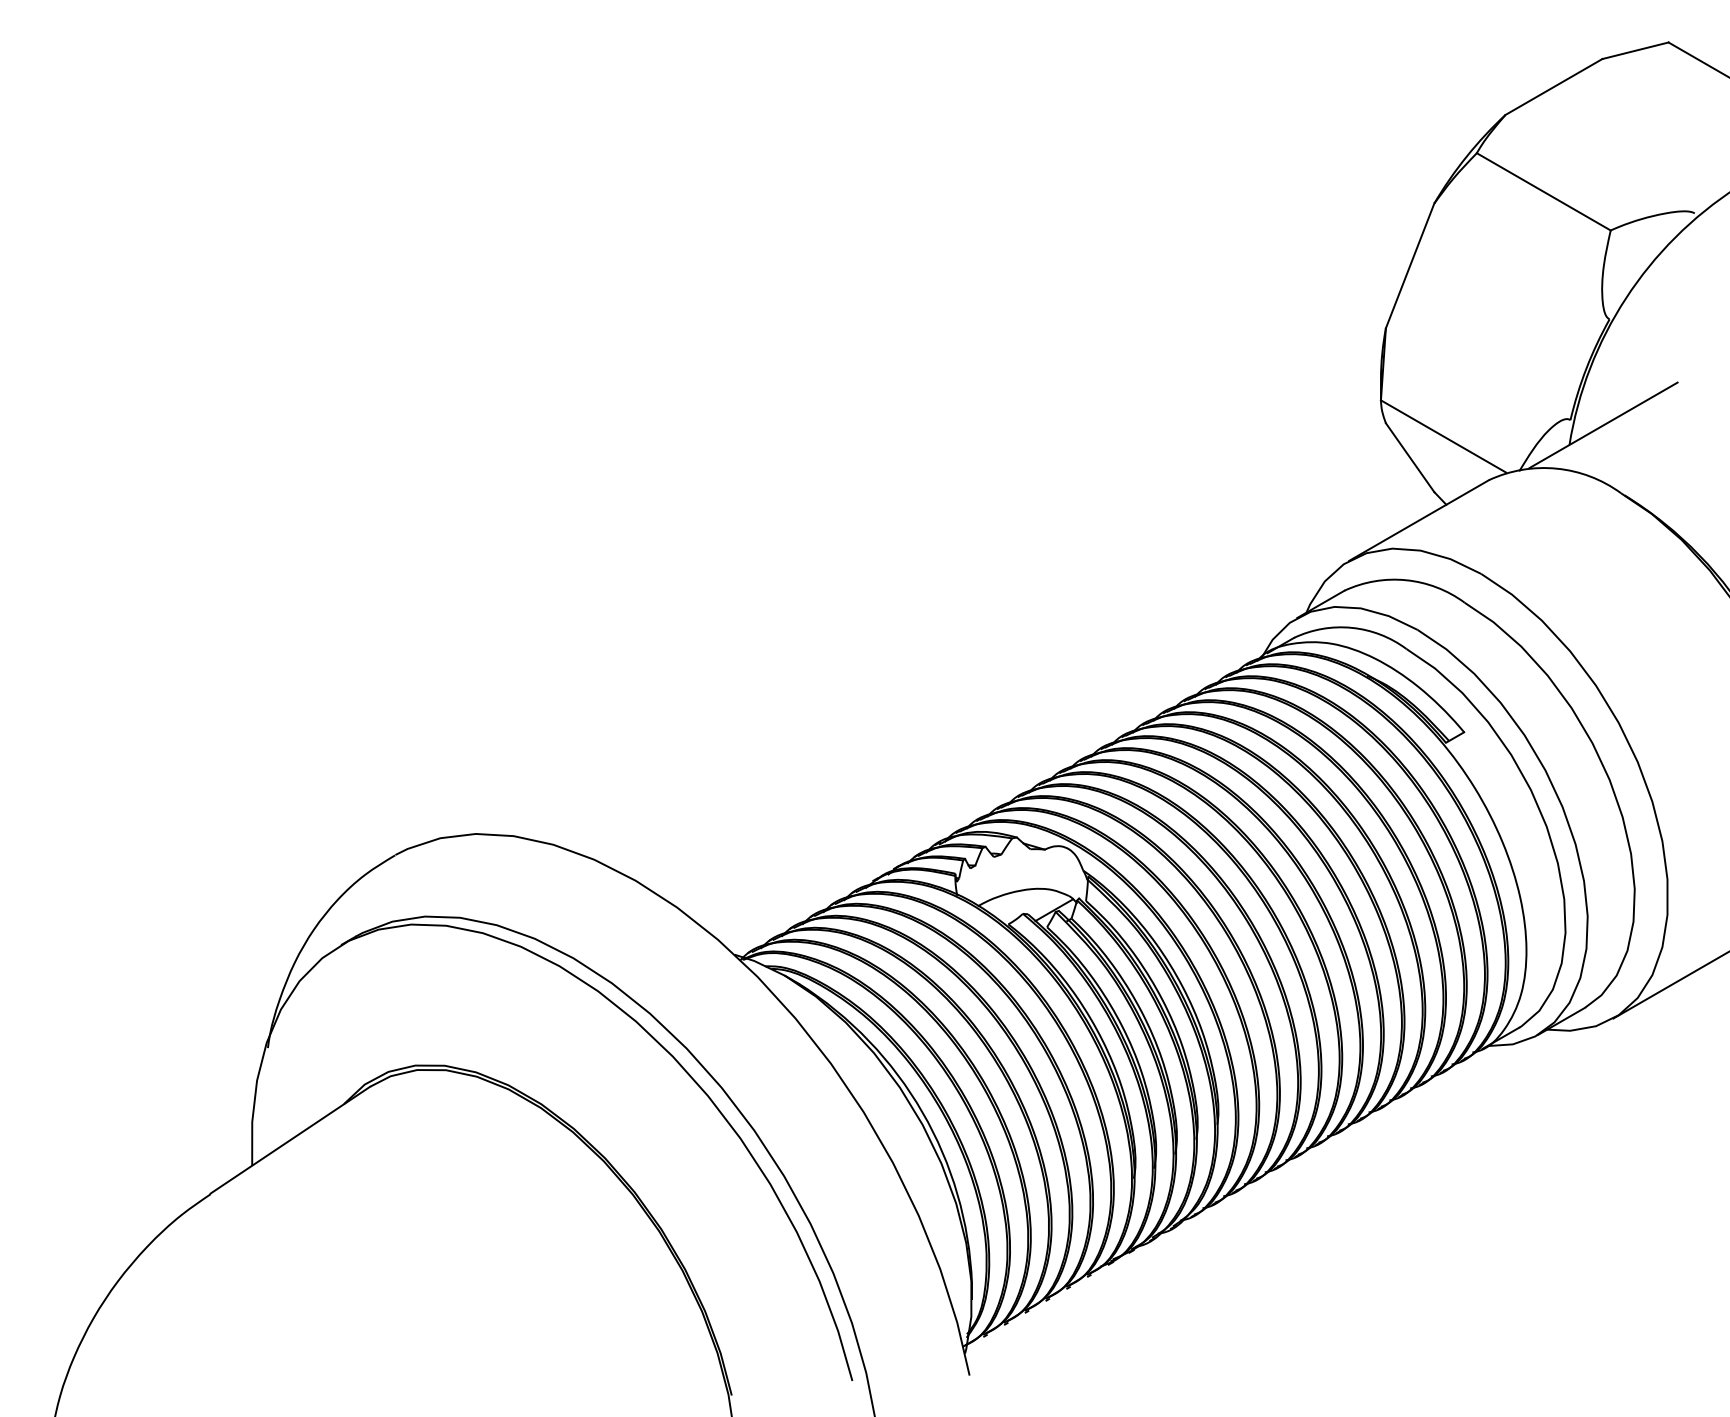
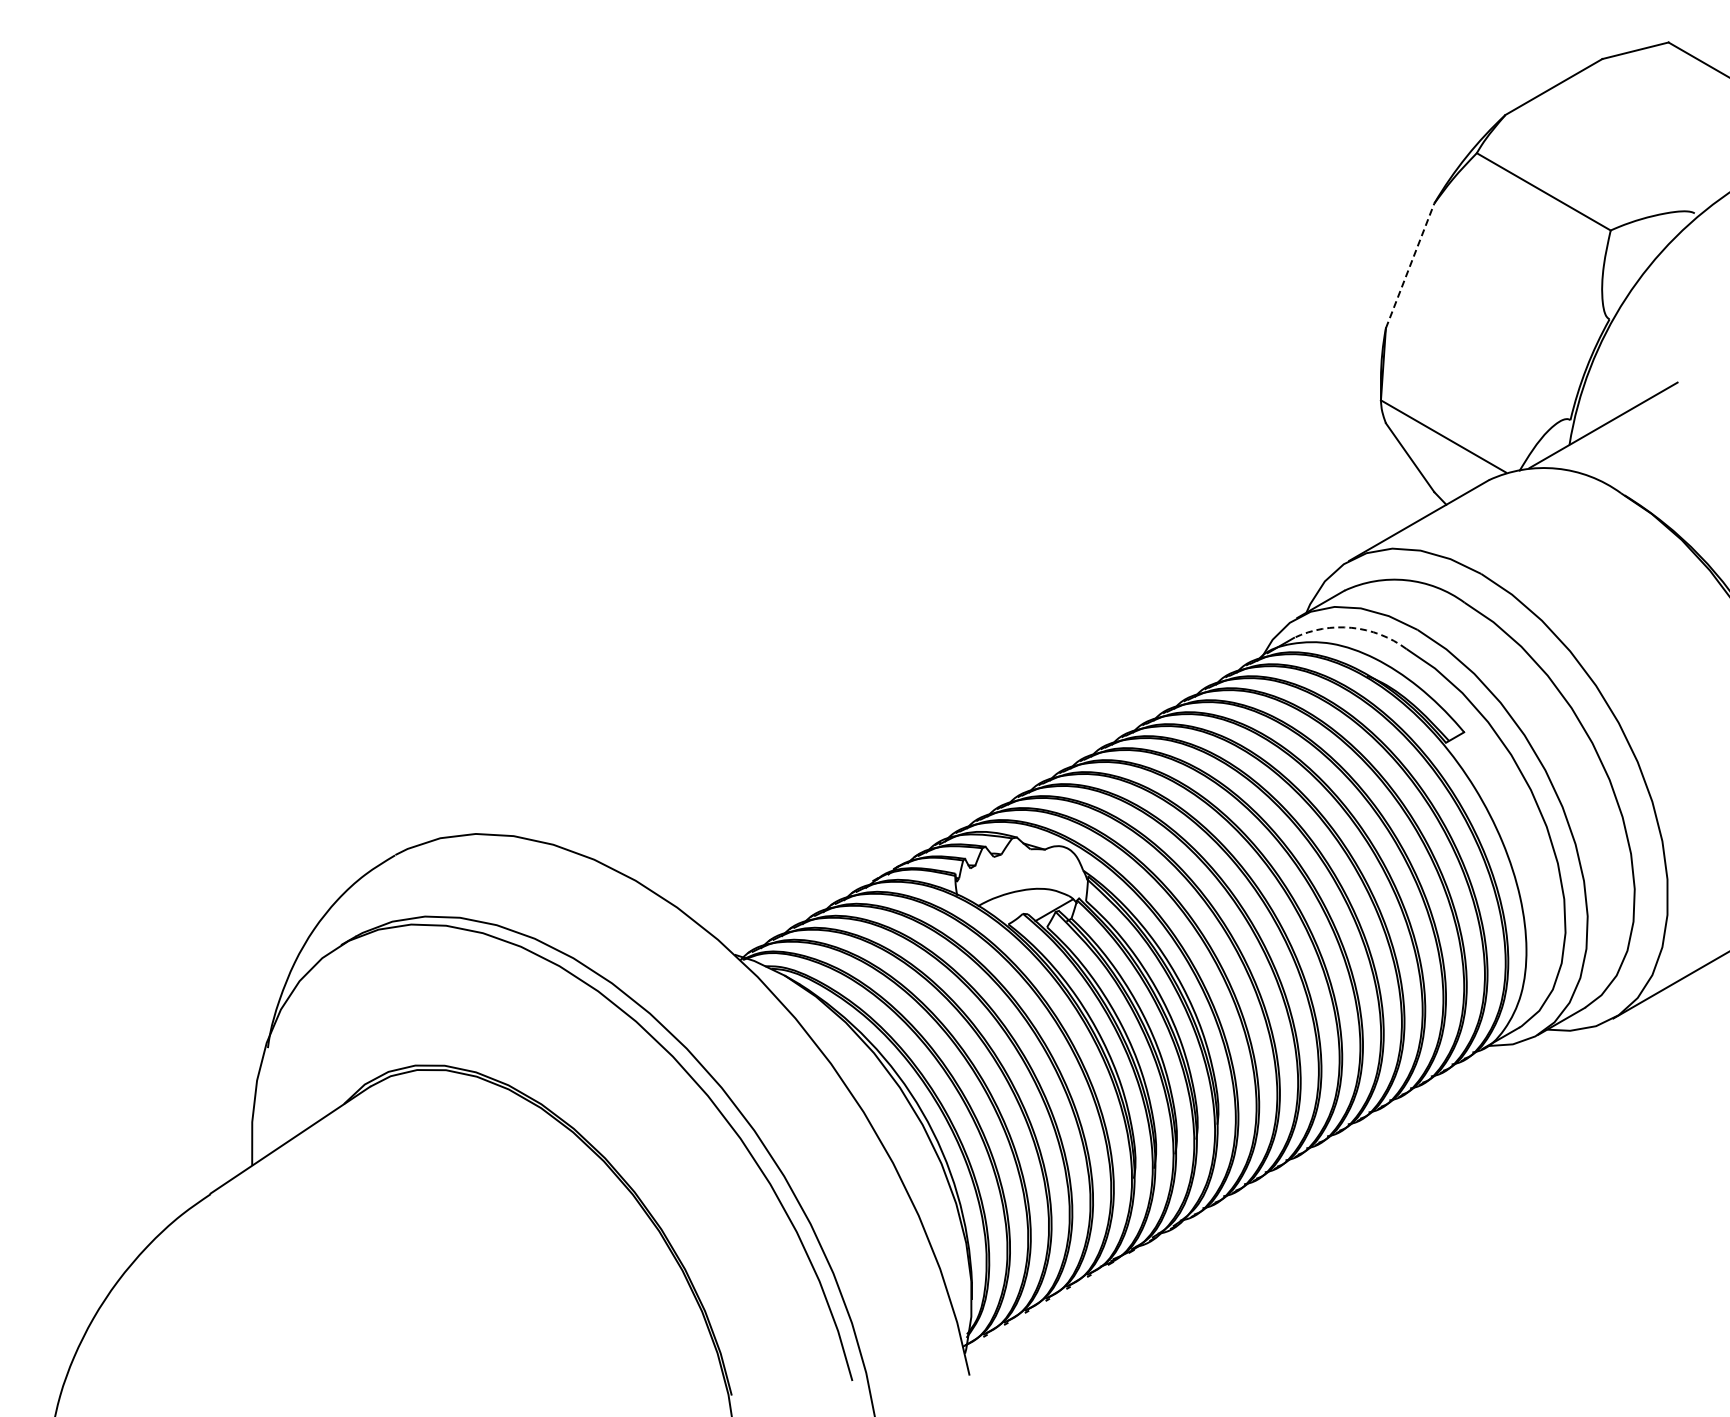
line: solid -> dashed (1410, 265)
arc: solid -> dashed (1351, 627)
